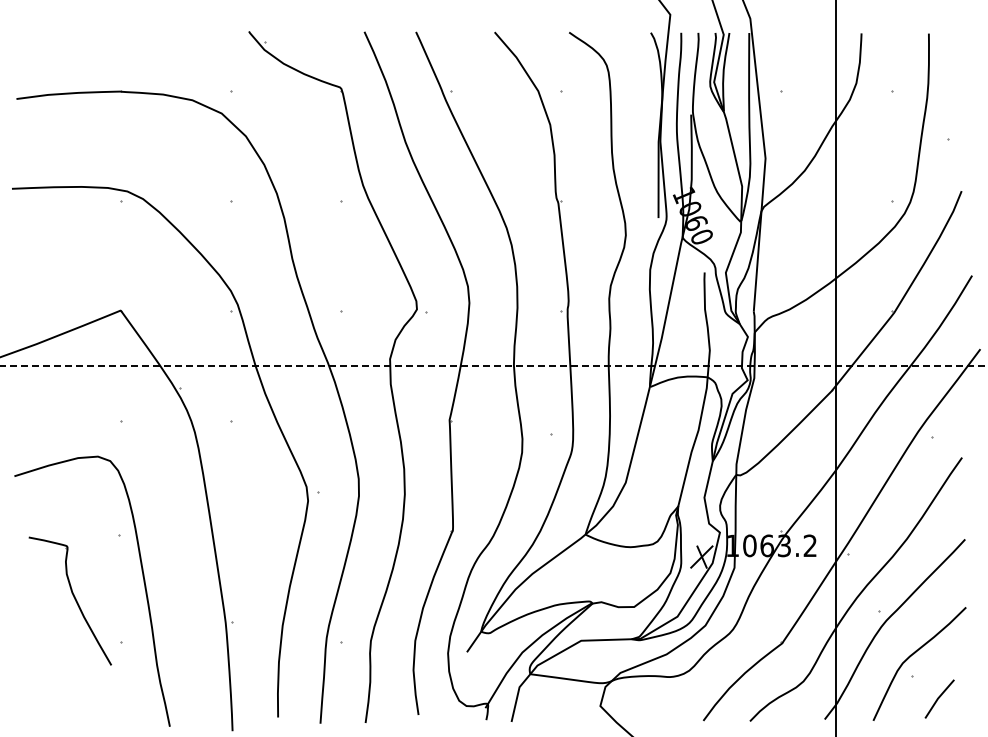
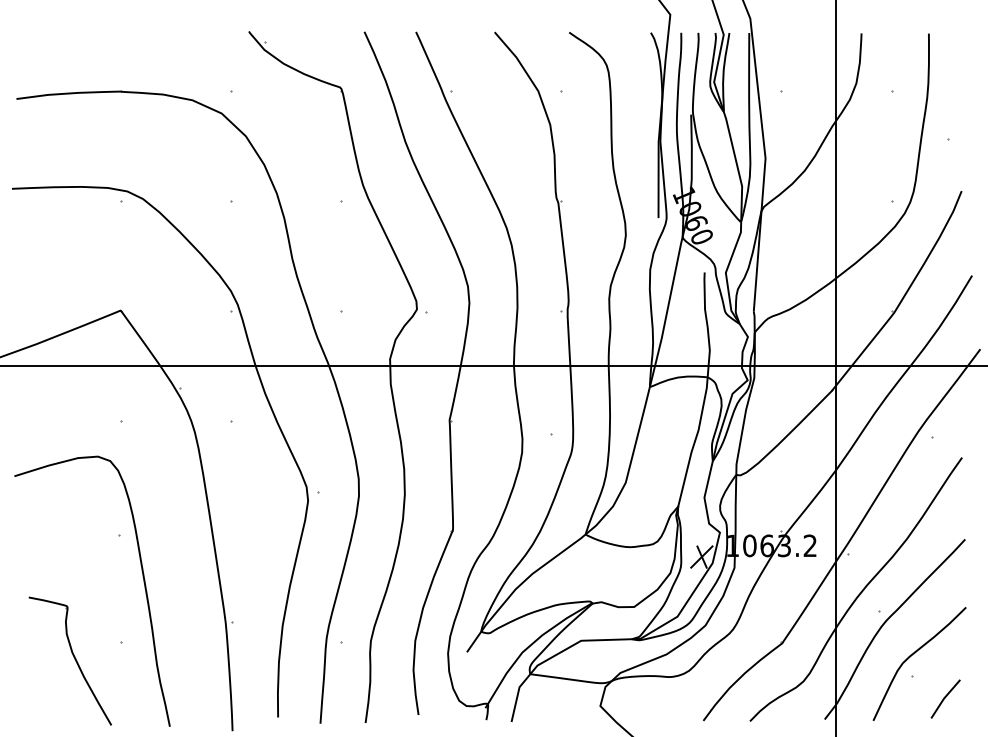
line: dashed -> solid (493, 366)
part position: (69, 600) -> (69, 660) (69, 660)
line position: (939, 698) -> (945, 698) (945, 698)
